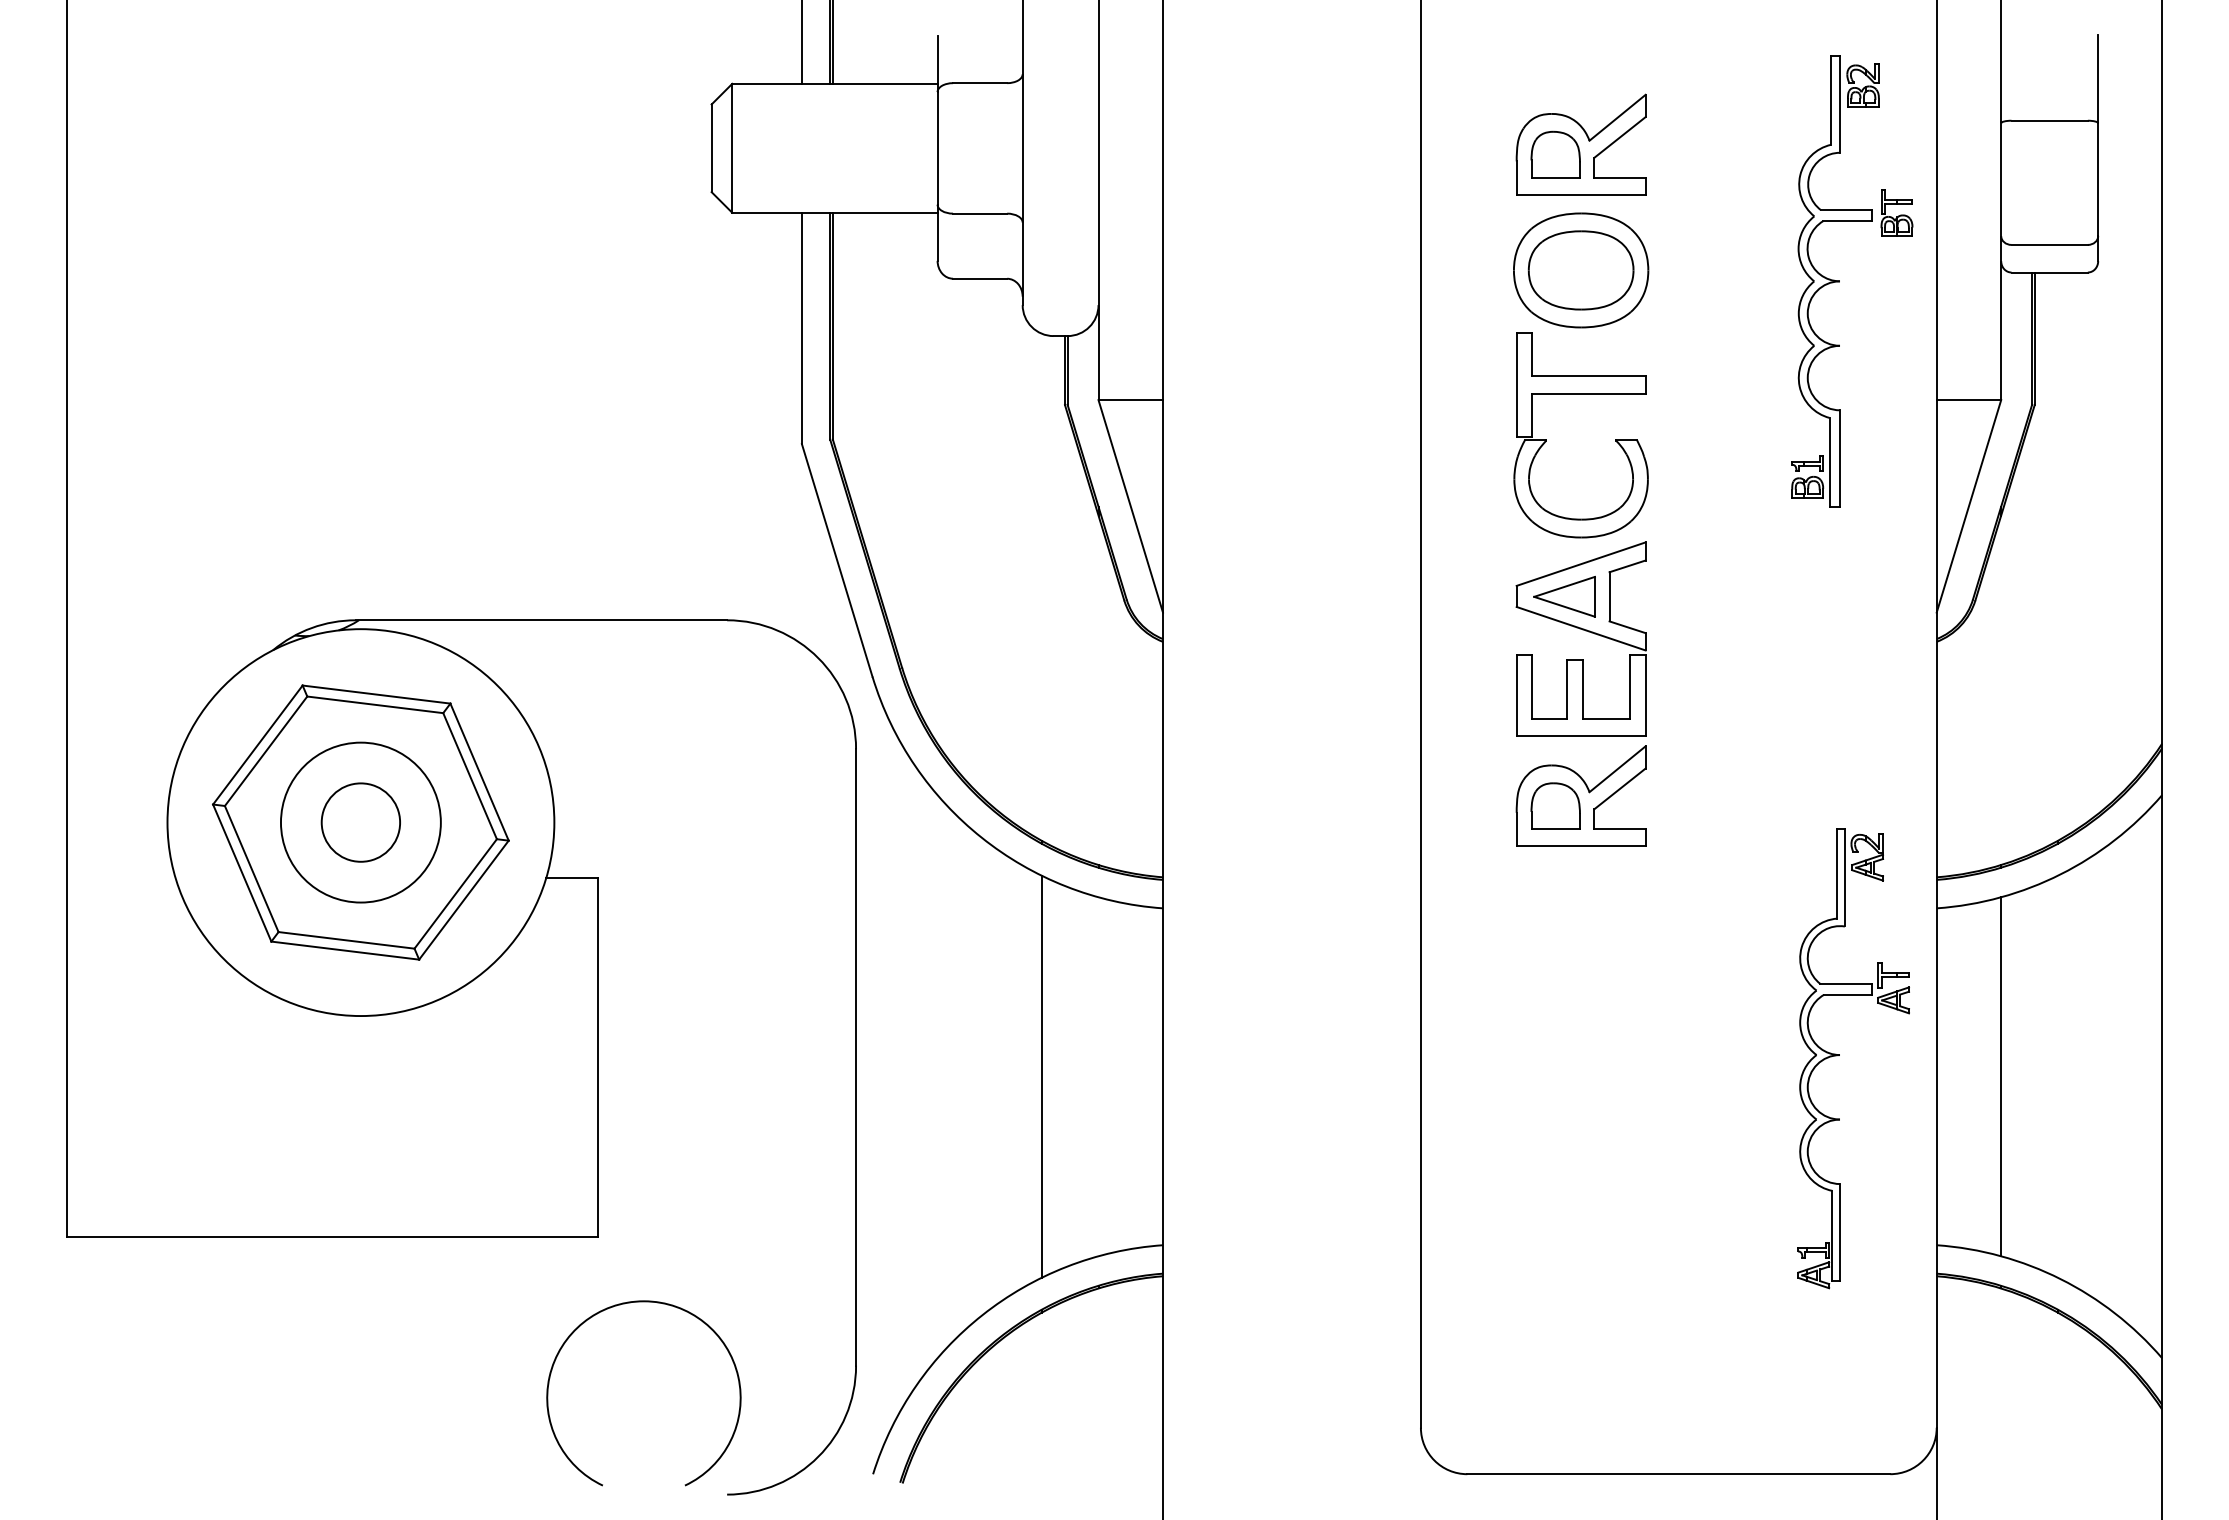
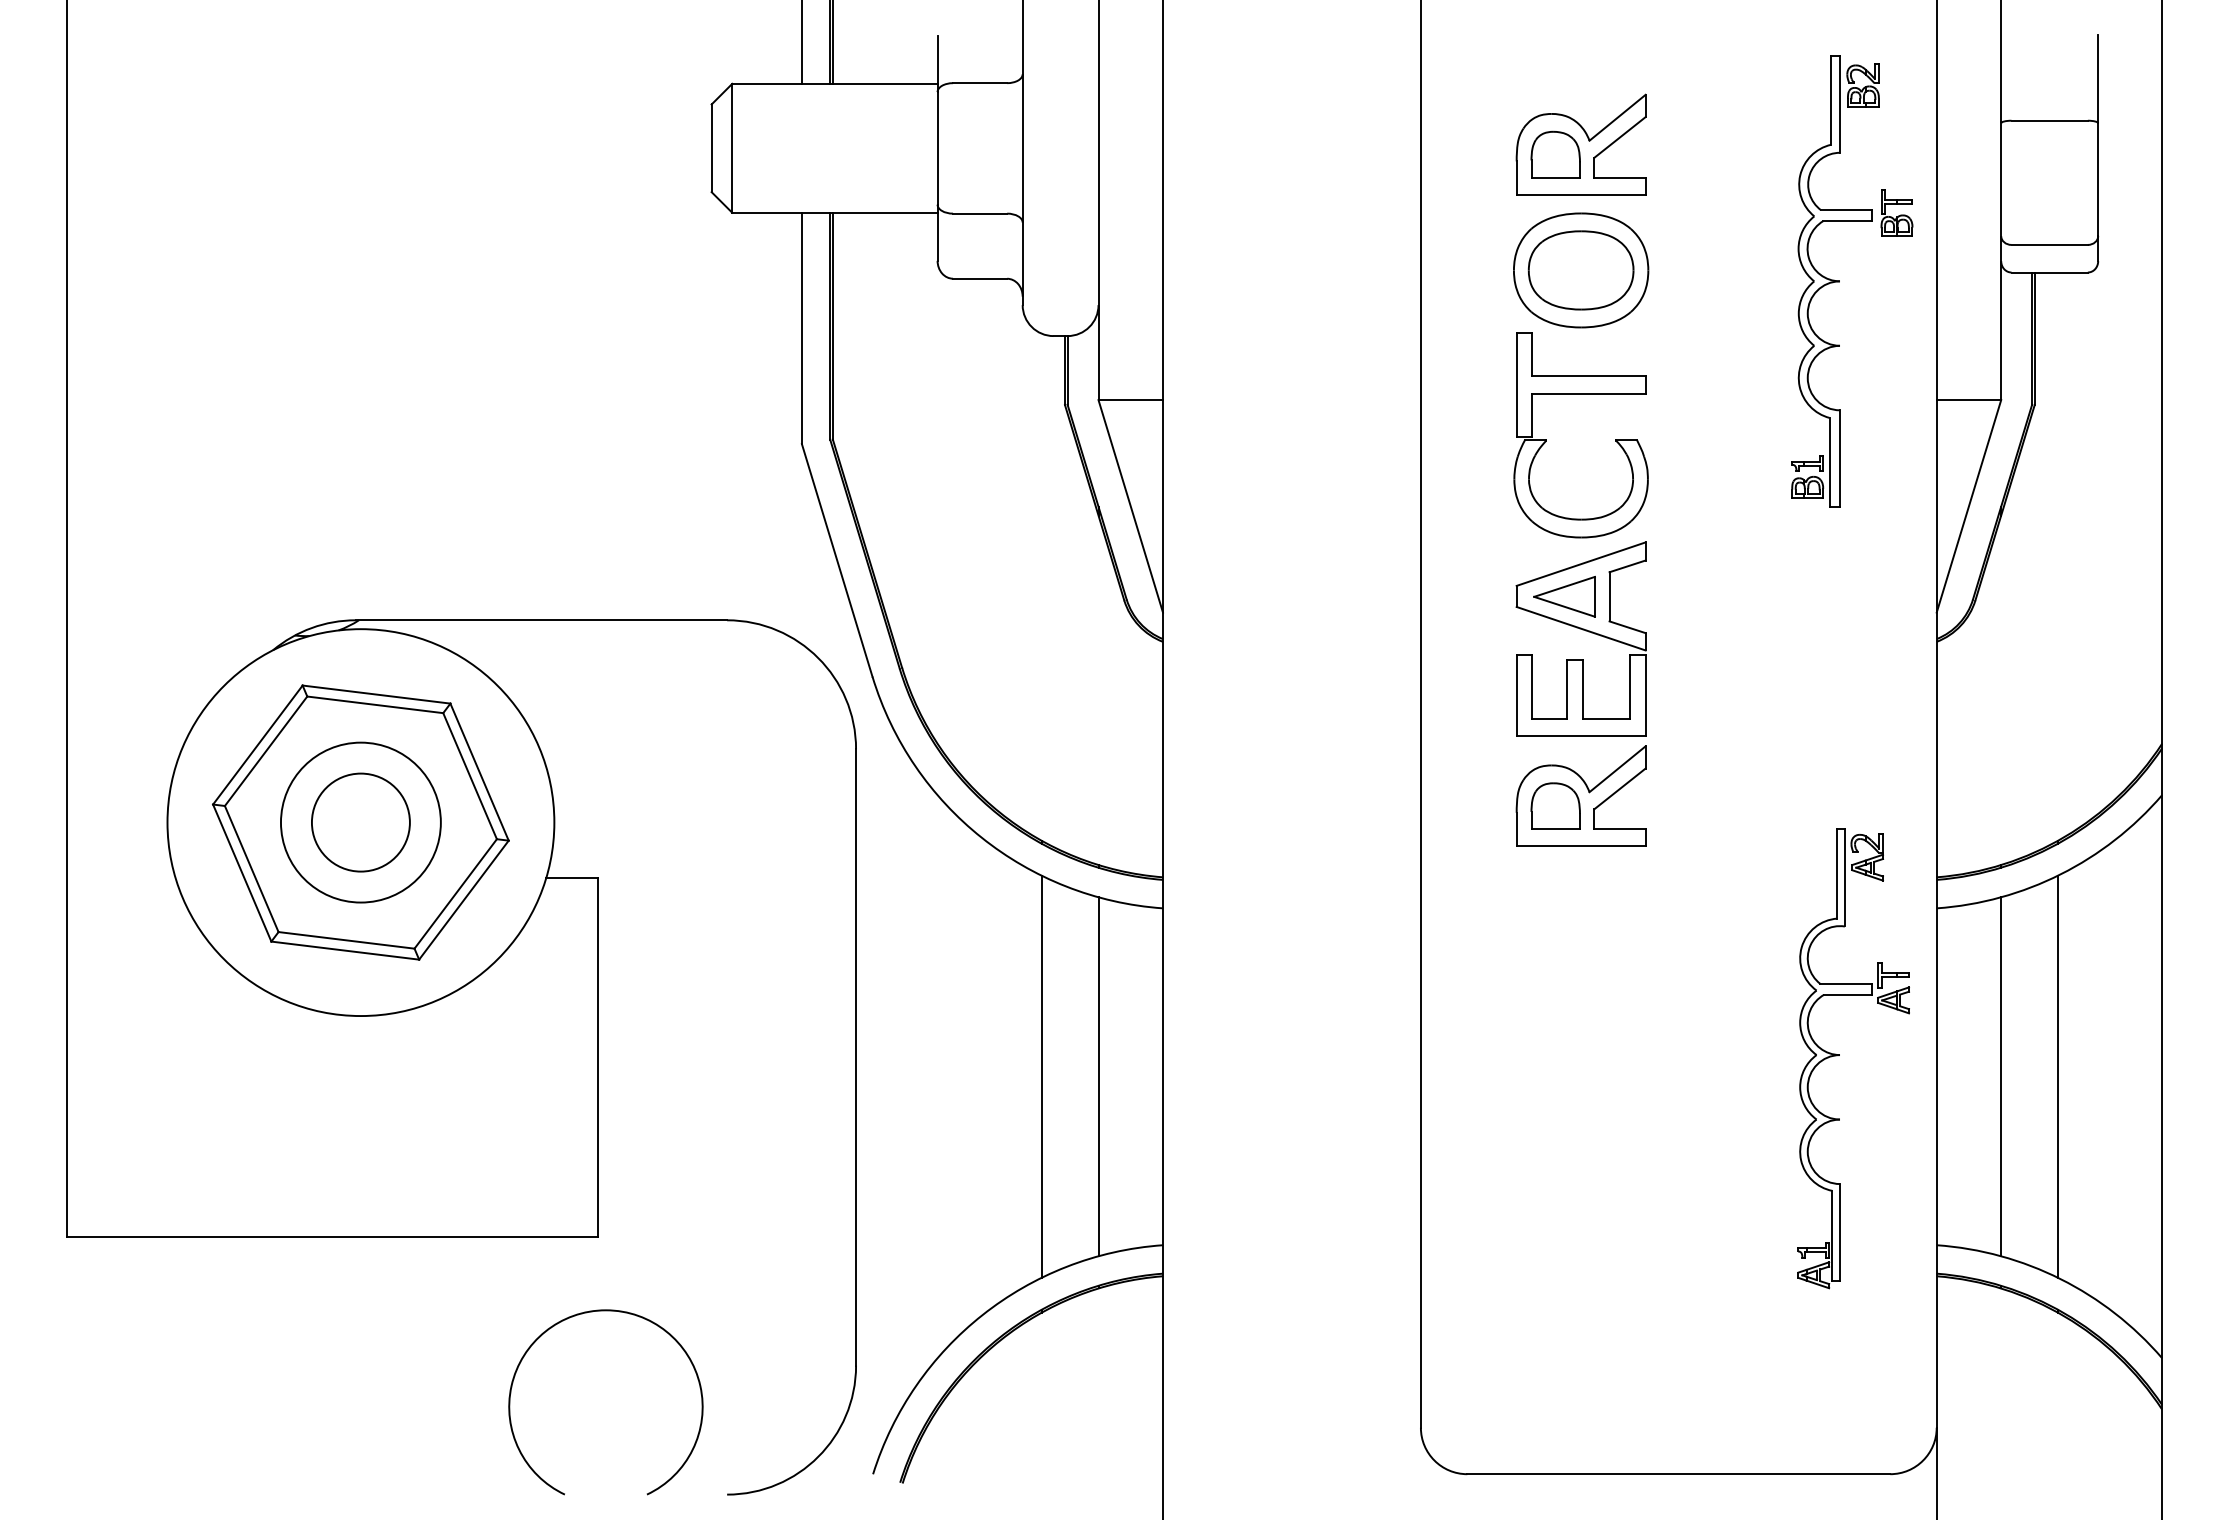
circle diameter: 78 px -> 98 px (360, 822)
line: none -> present (1098, 1076)
line: none -> present (2057, 1076)
arc position: (630, 1303) -> (592, 1312) (592, 1312)
